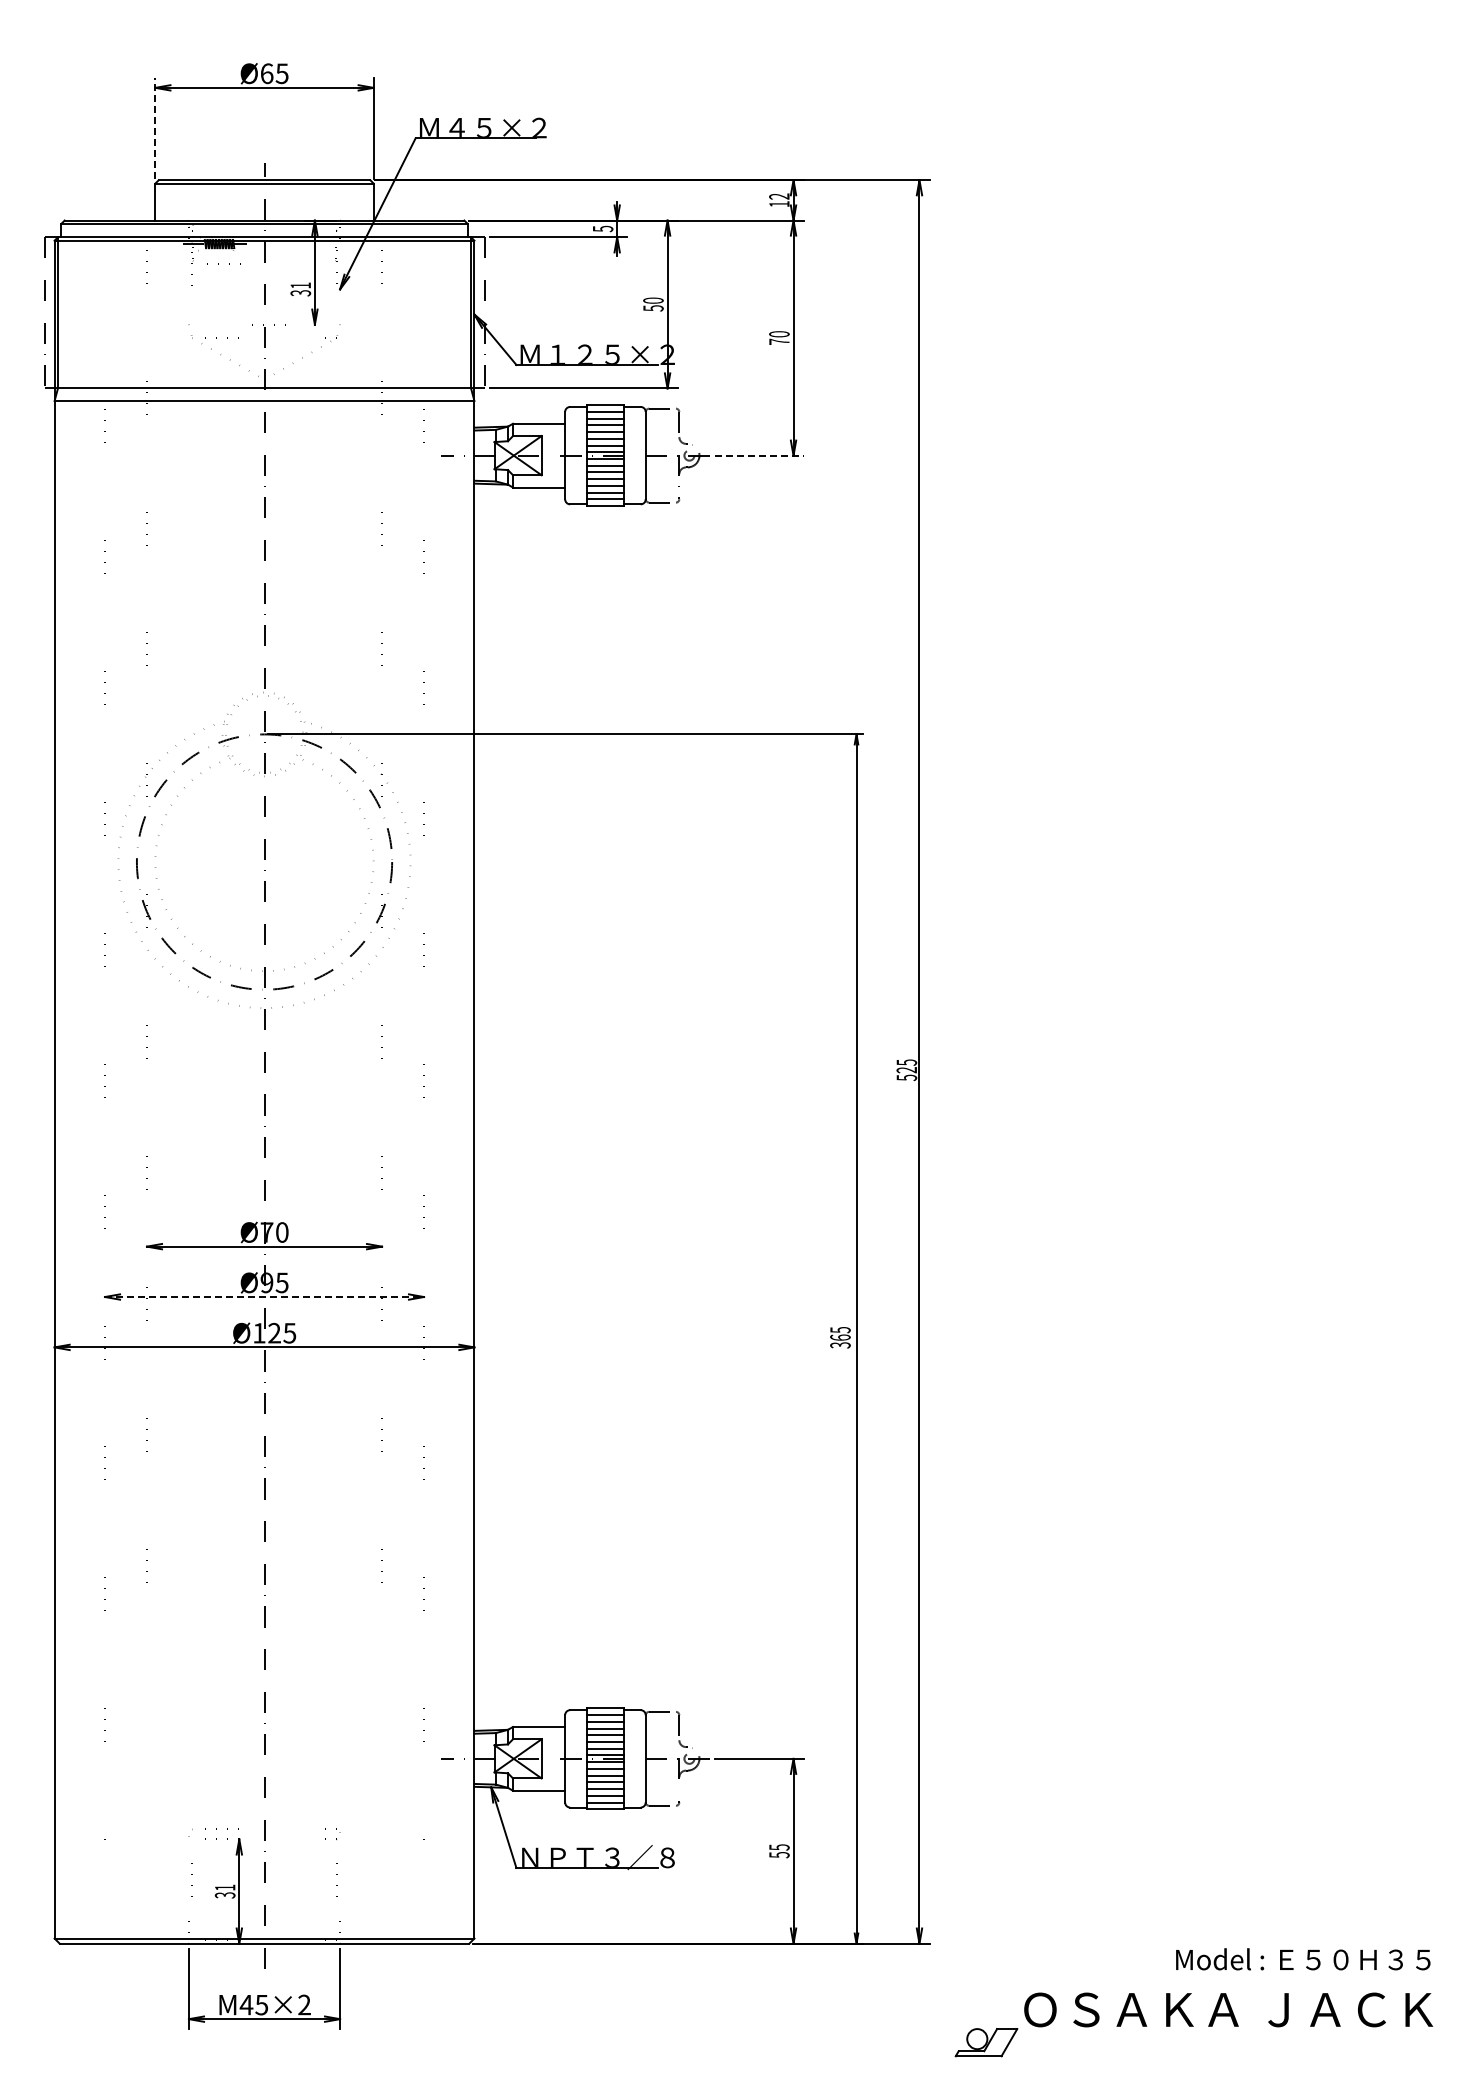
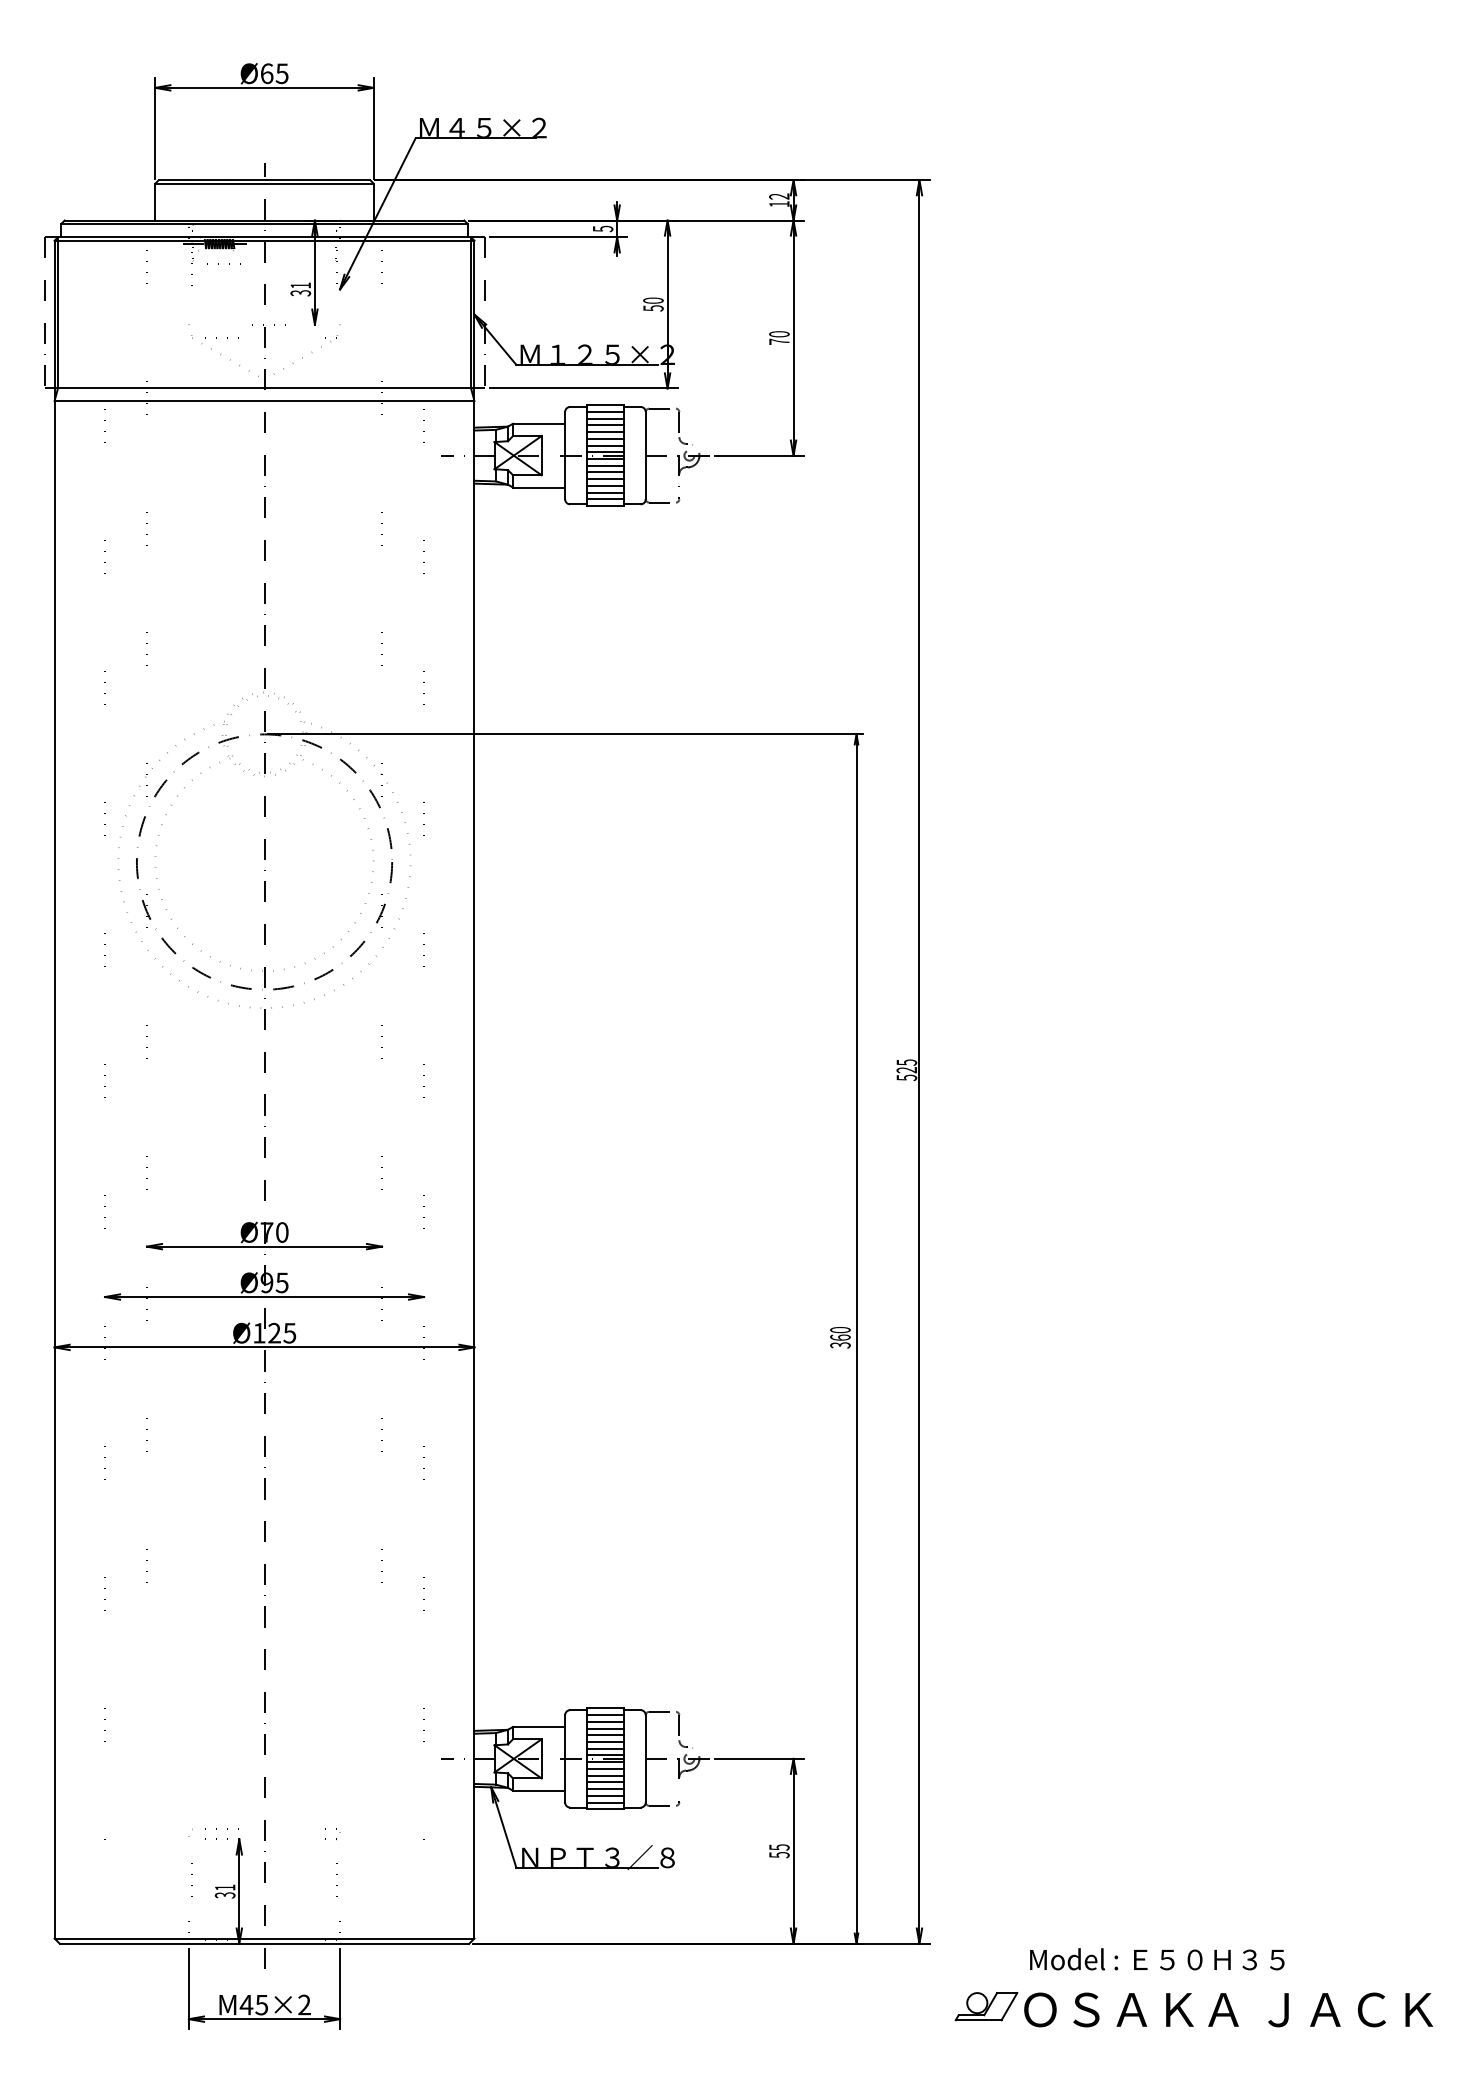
line: dashed -> solid (155, 127)
line: dashed -> solid (759, 455)
line: dashed -> solid (264, 1297)
text: 365 -> 360 (840, 1330)
text position: (1303, 1959) -> (1157, 1959) (1157, 1959)
part position: (986, 2042) -> (986, 2006) (986, 2006)
